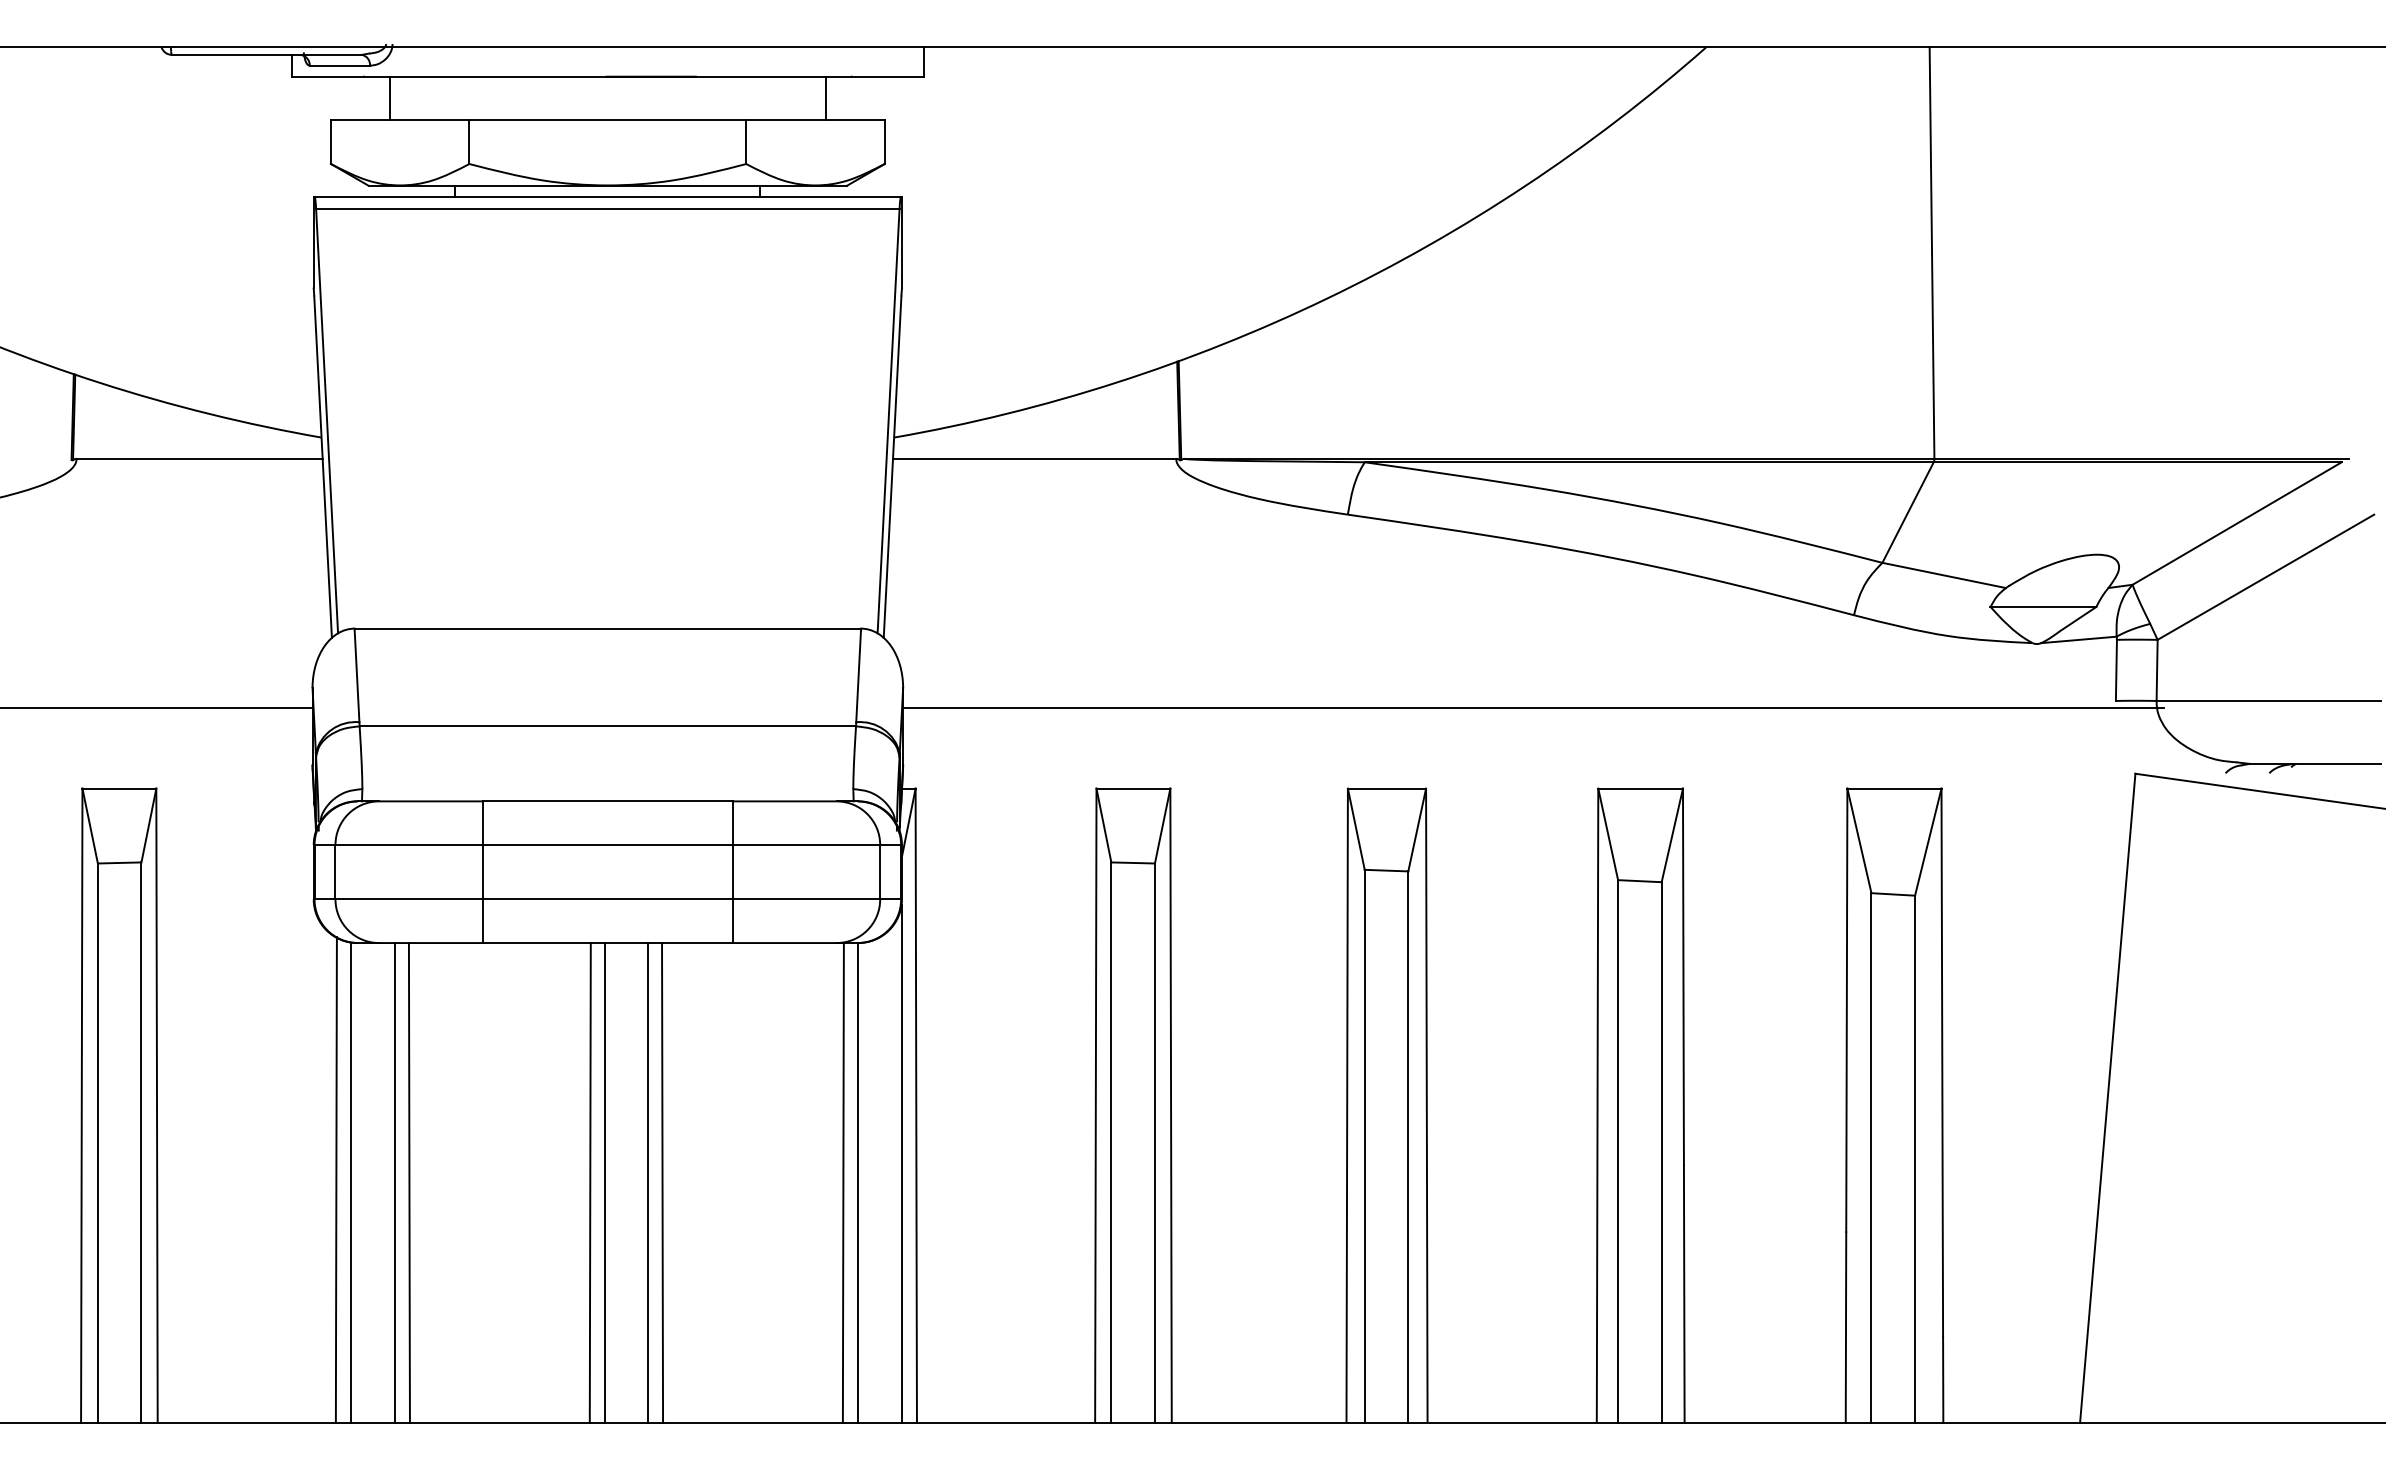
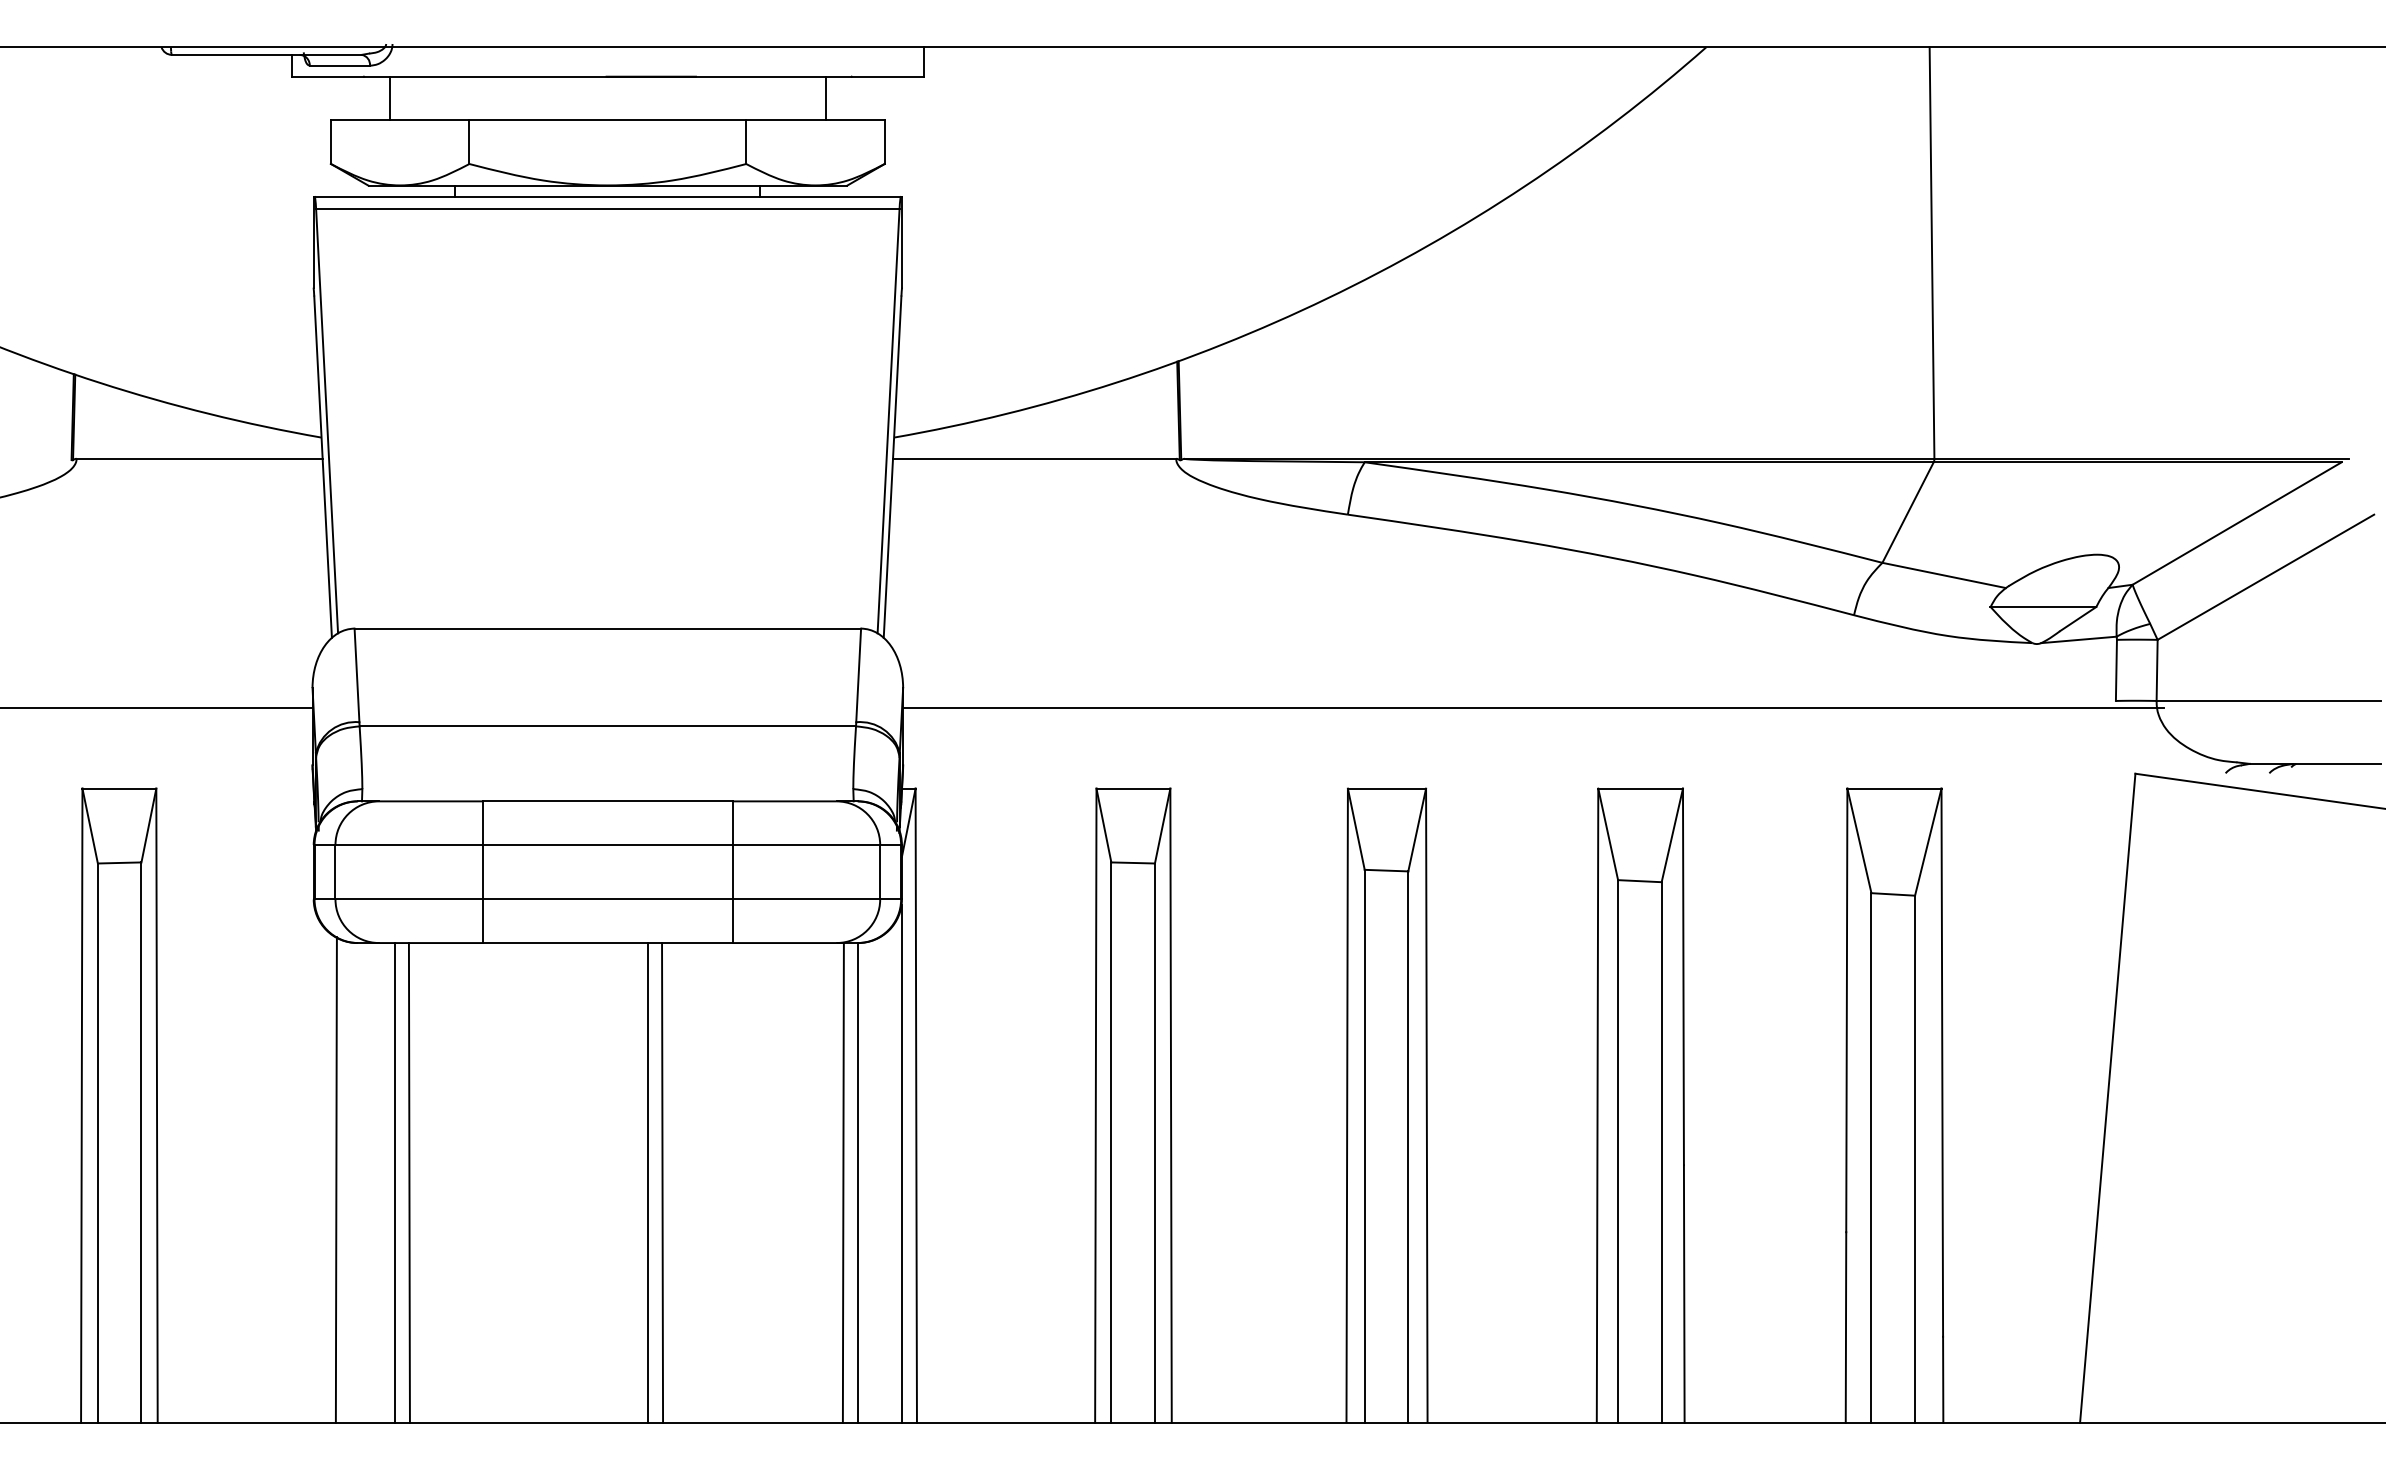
line: present -> none (351, 1182)
line: present -> none (589, 1182)
line: present -> none (604, 1182)
